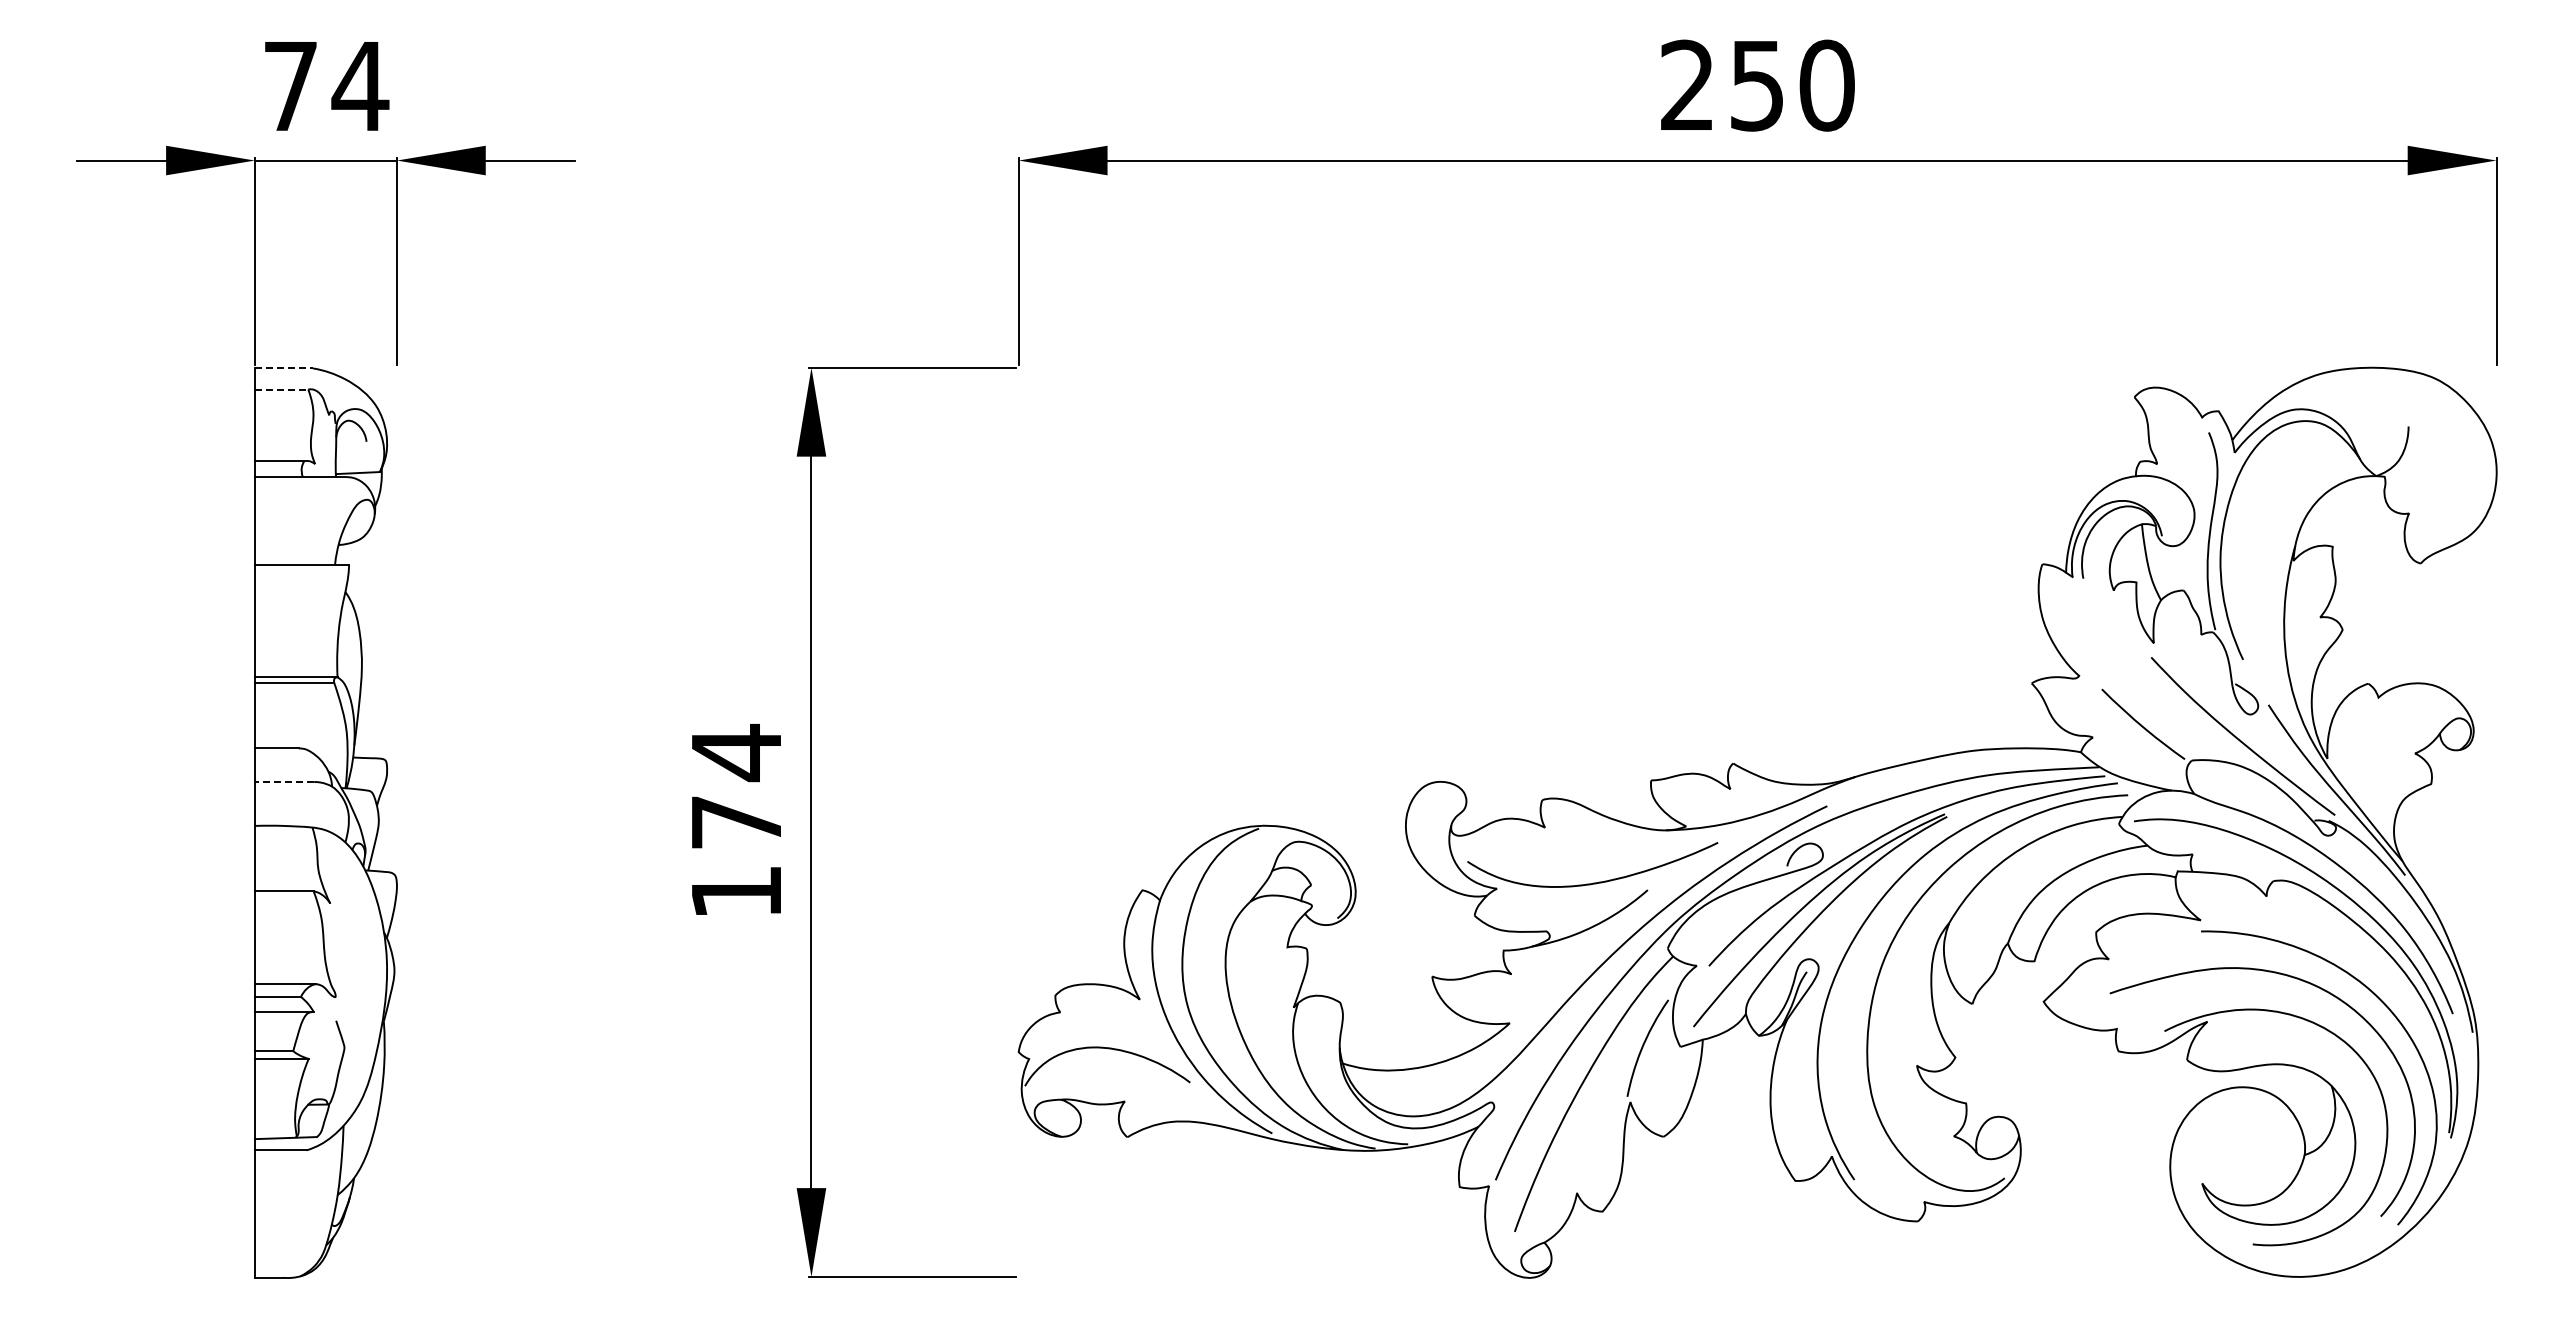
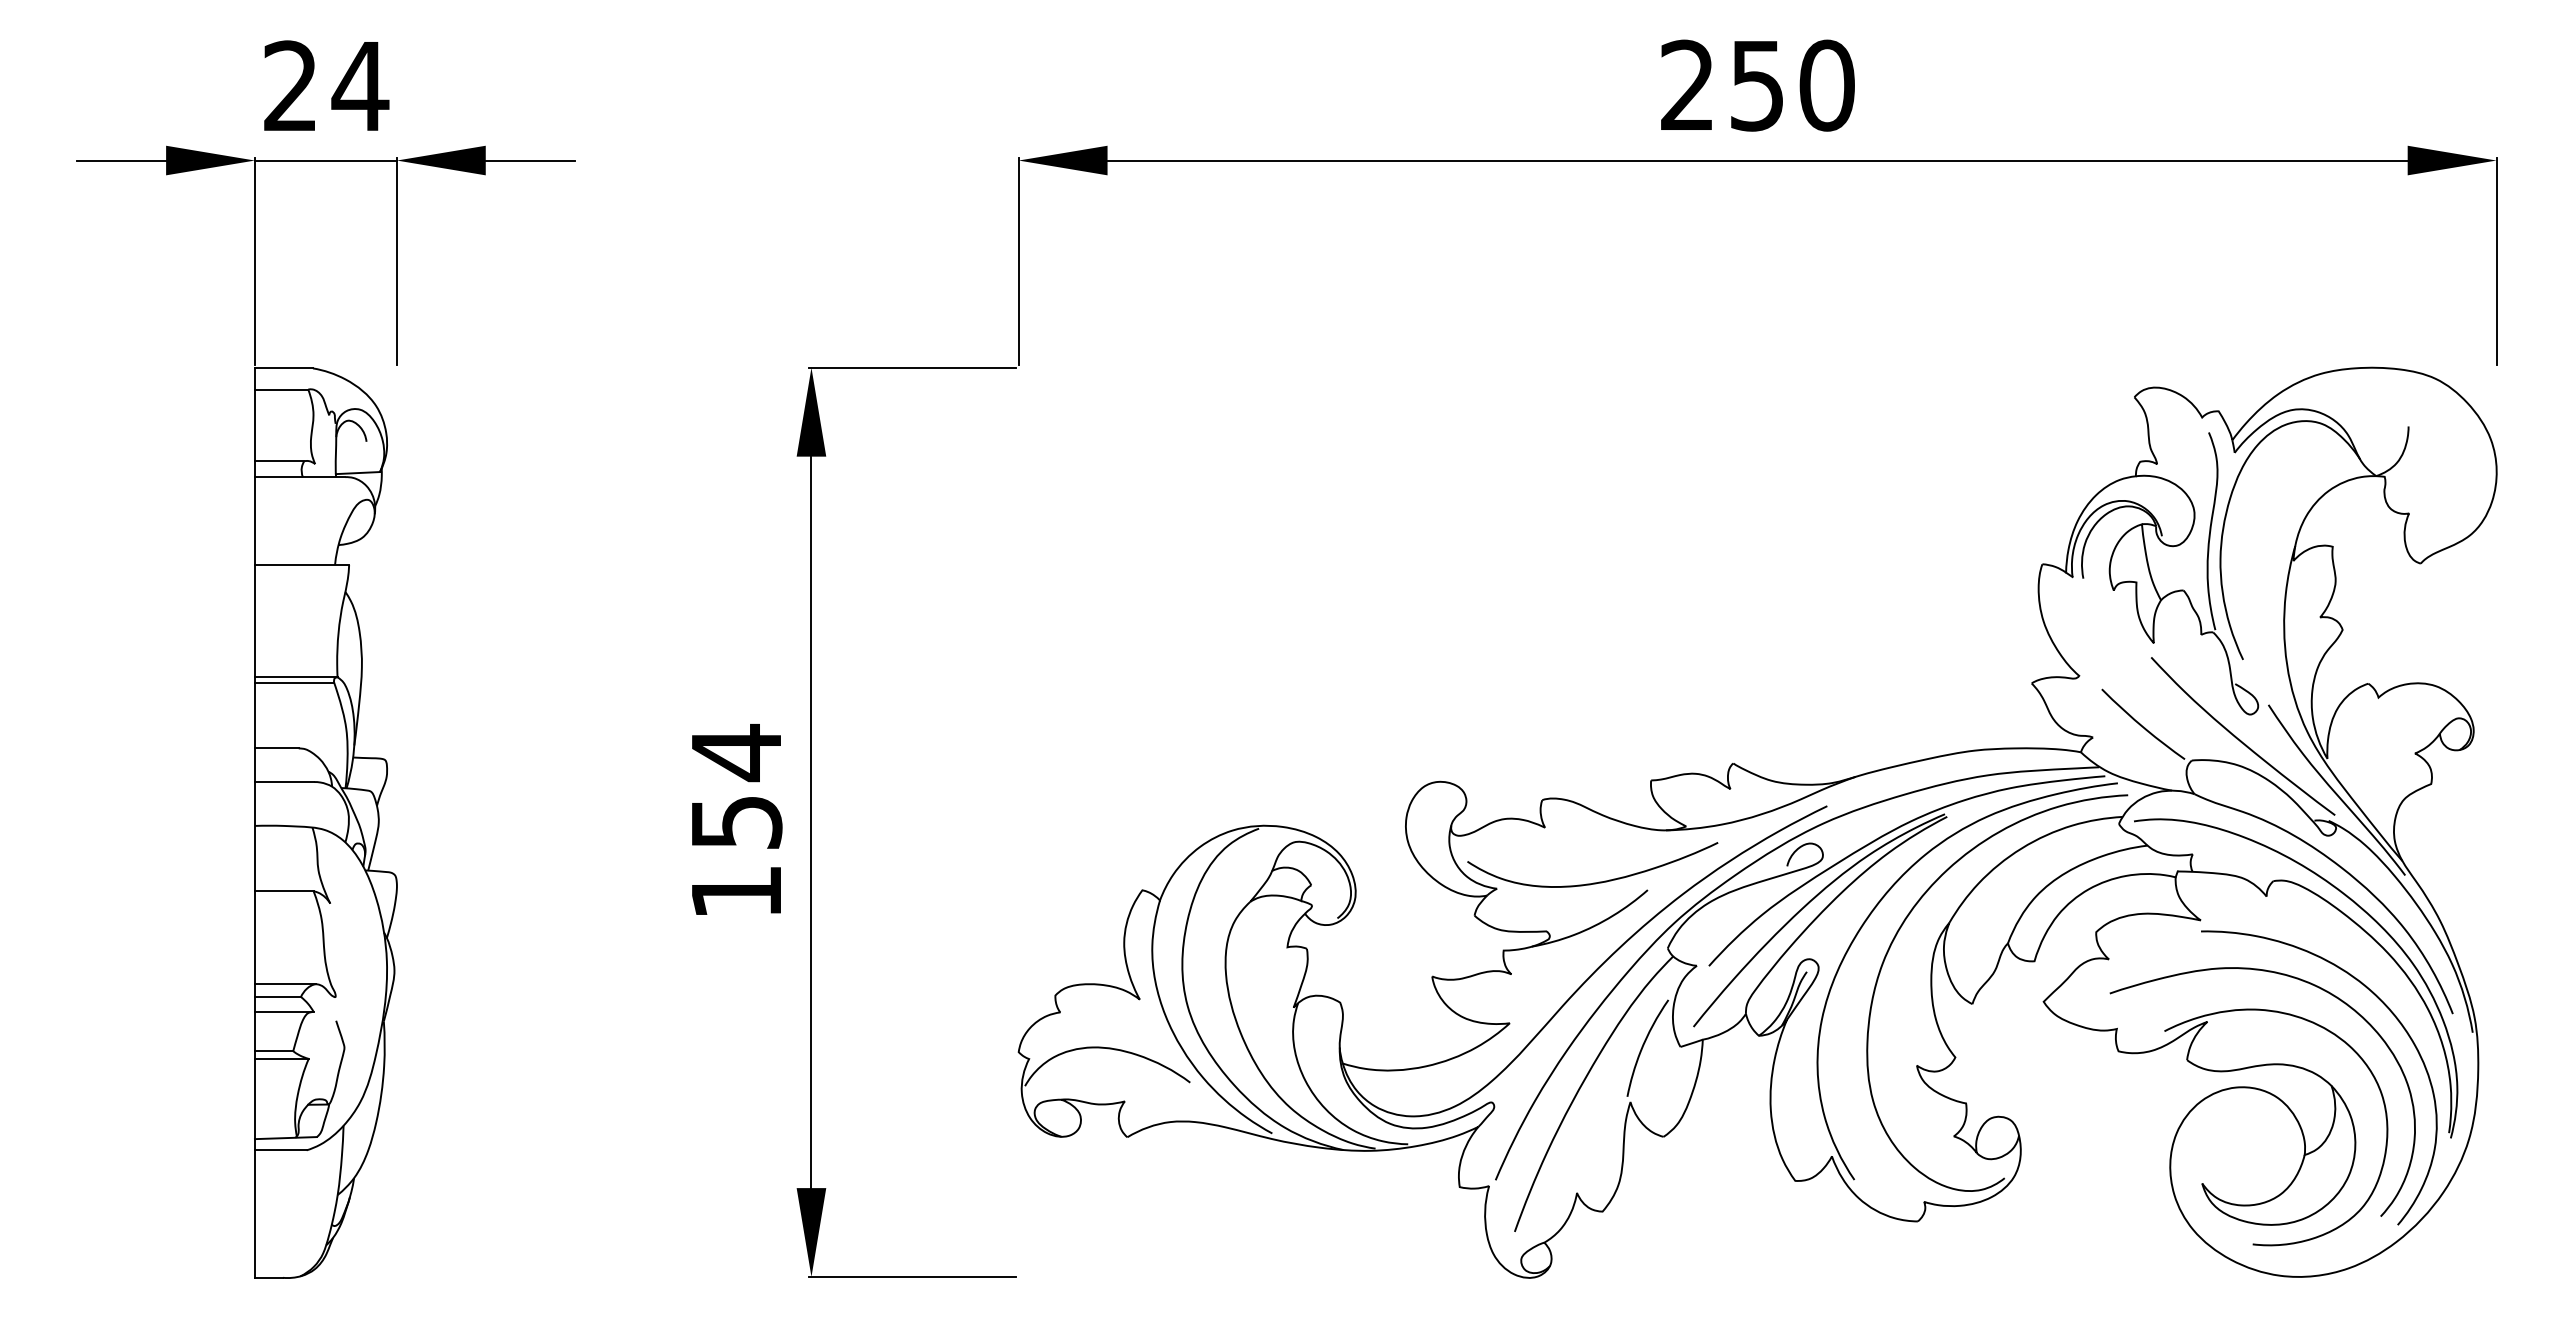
text: 74 -> 24 (290, 85)
line: dashed -> solid (284, 368)
line: dashed -> solid (281, 389)
line: dashed -> solid (284, 782)
text: 174 -> 154 (737, 822)
